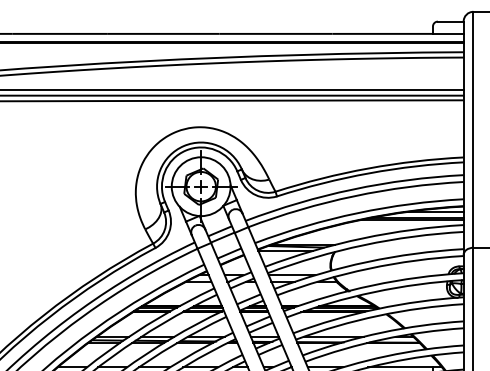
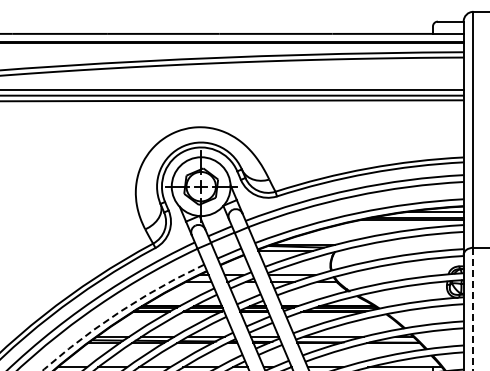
line: solid -> dashed (473, 309)
arc: solid -> dashed (120, 311)
